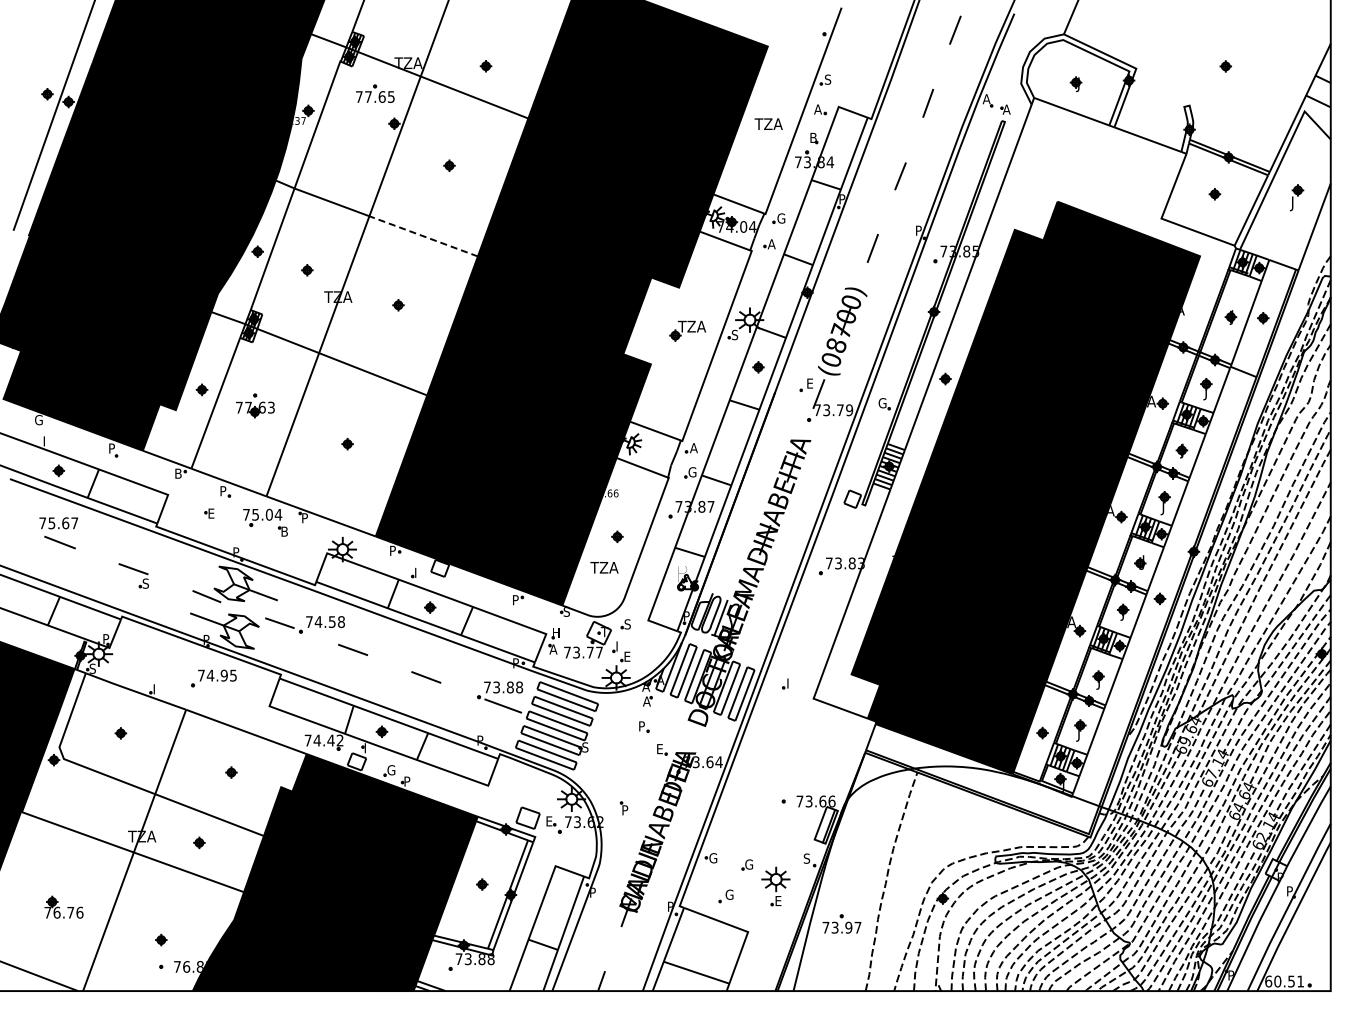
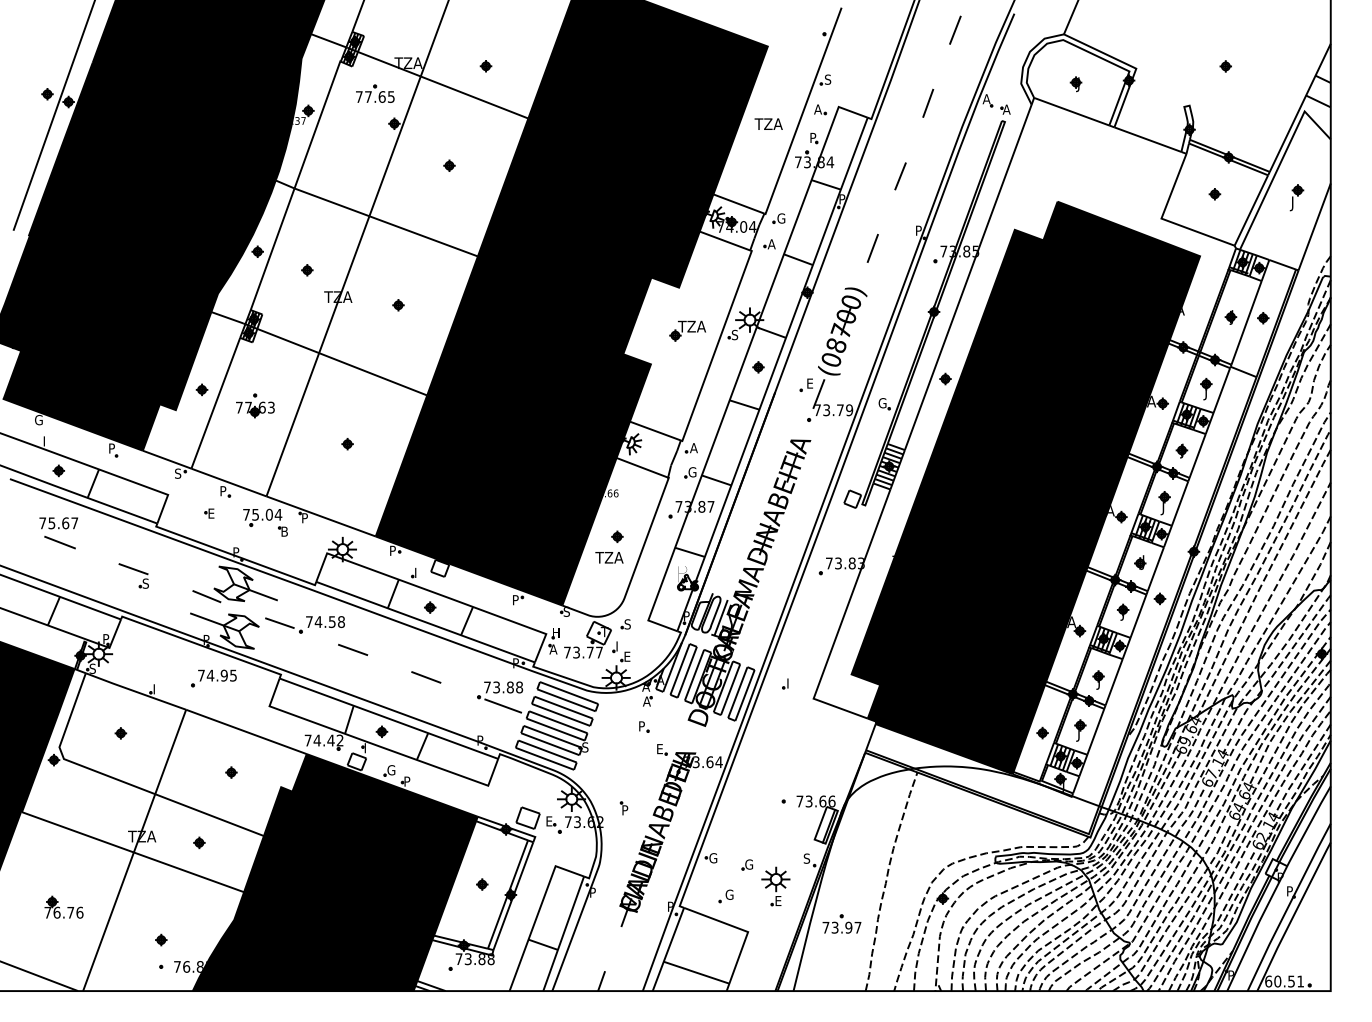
text: B -> P (813, 137)
line: dashed -> solid (423, 236)
text: B -> S (178, 473)
text position: (604, 567) -> (609, 557) (609, 557)
